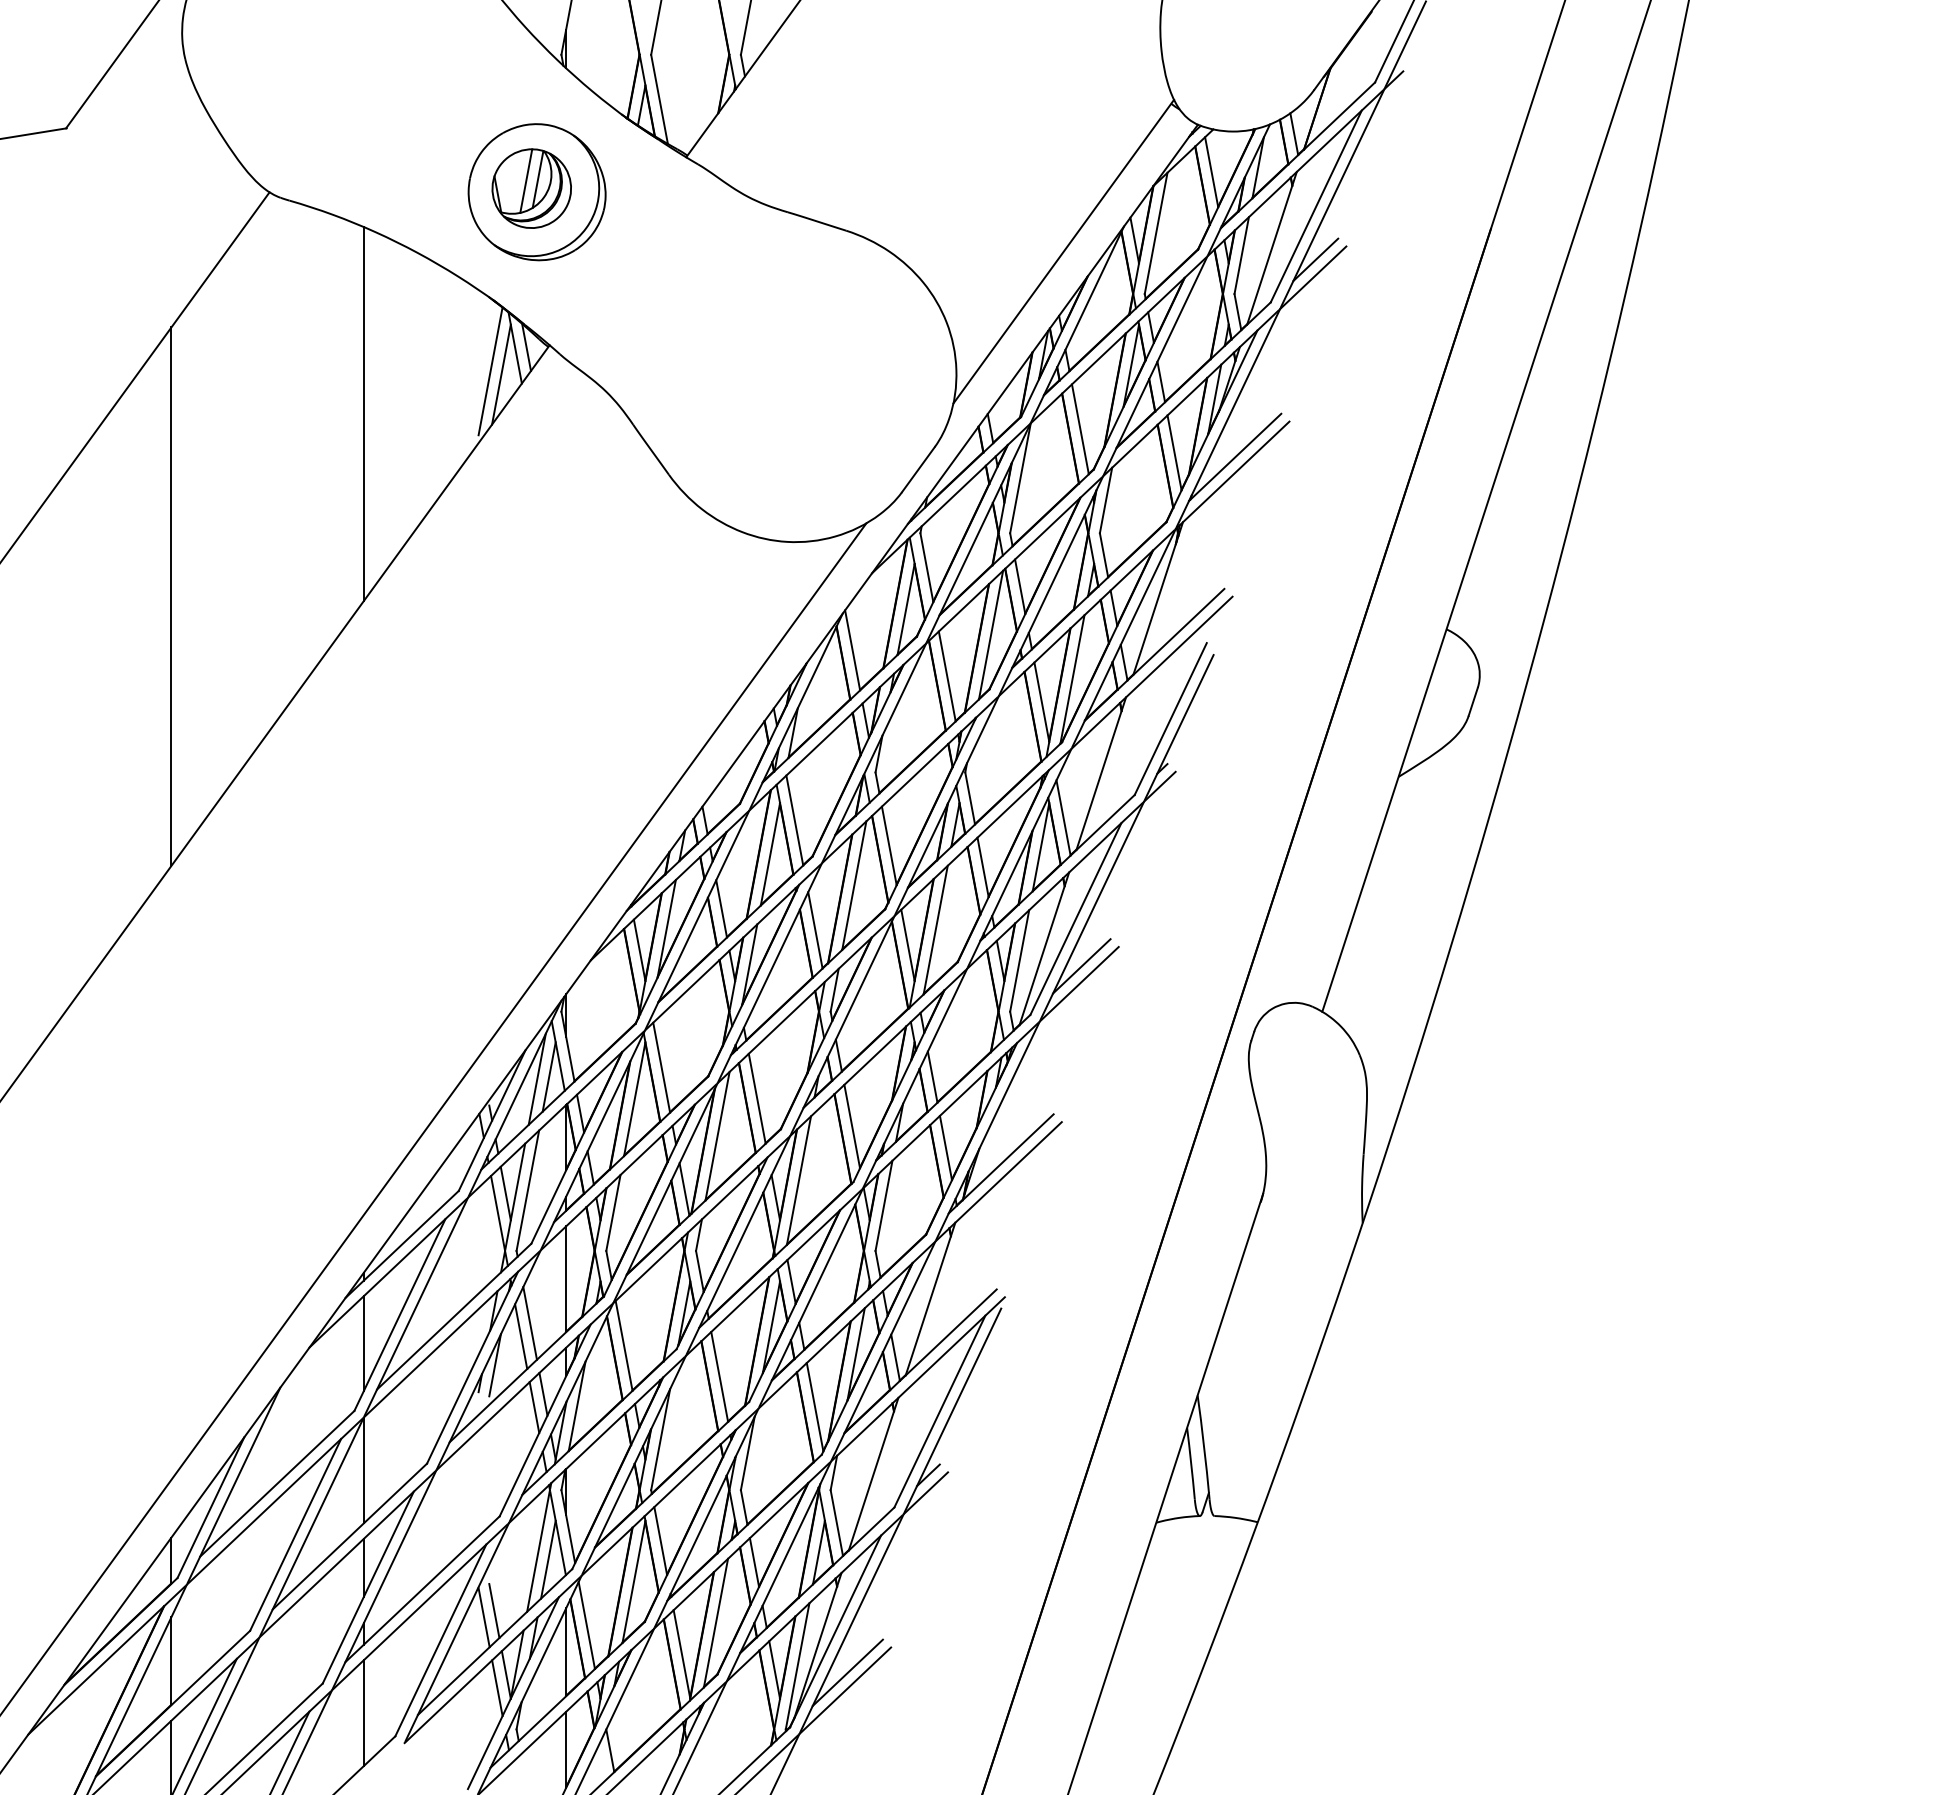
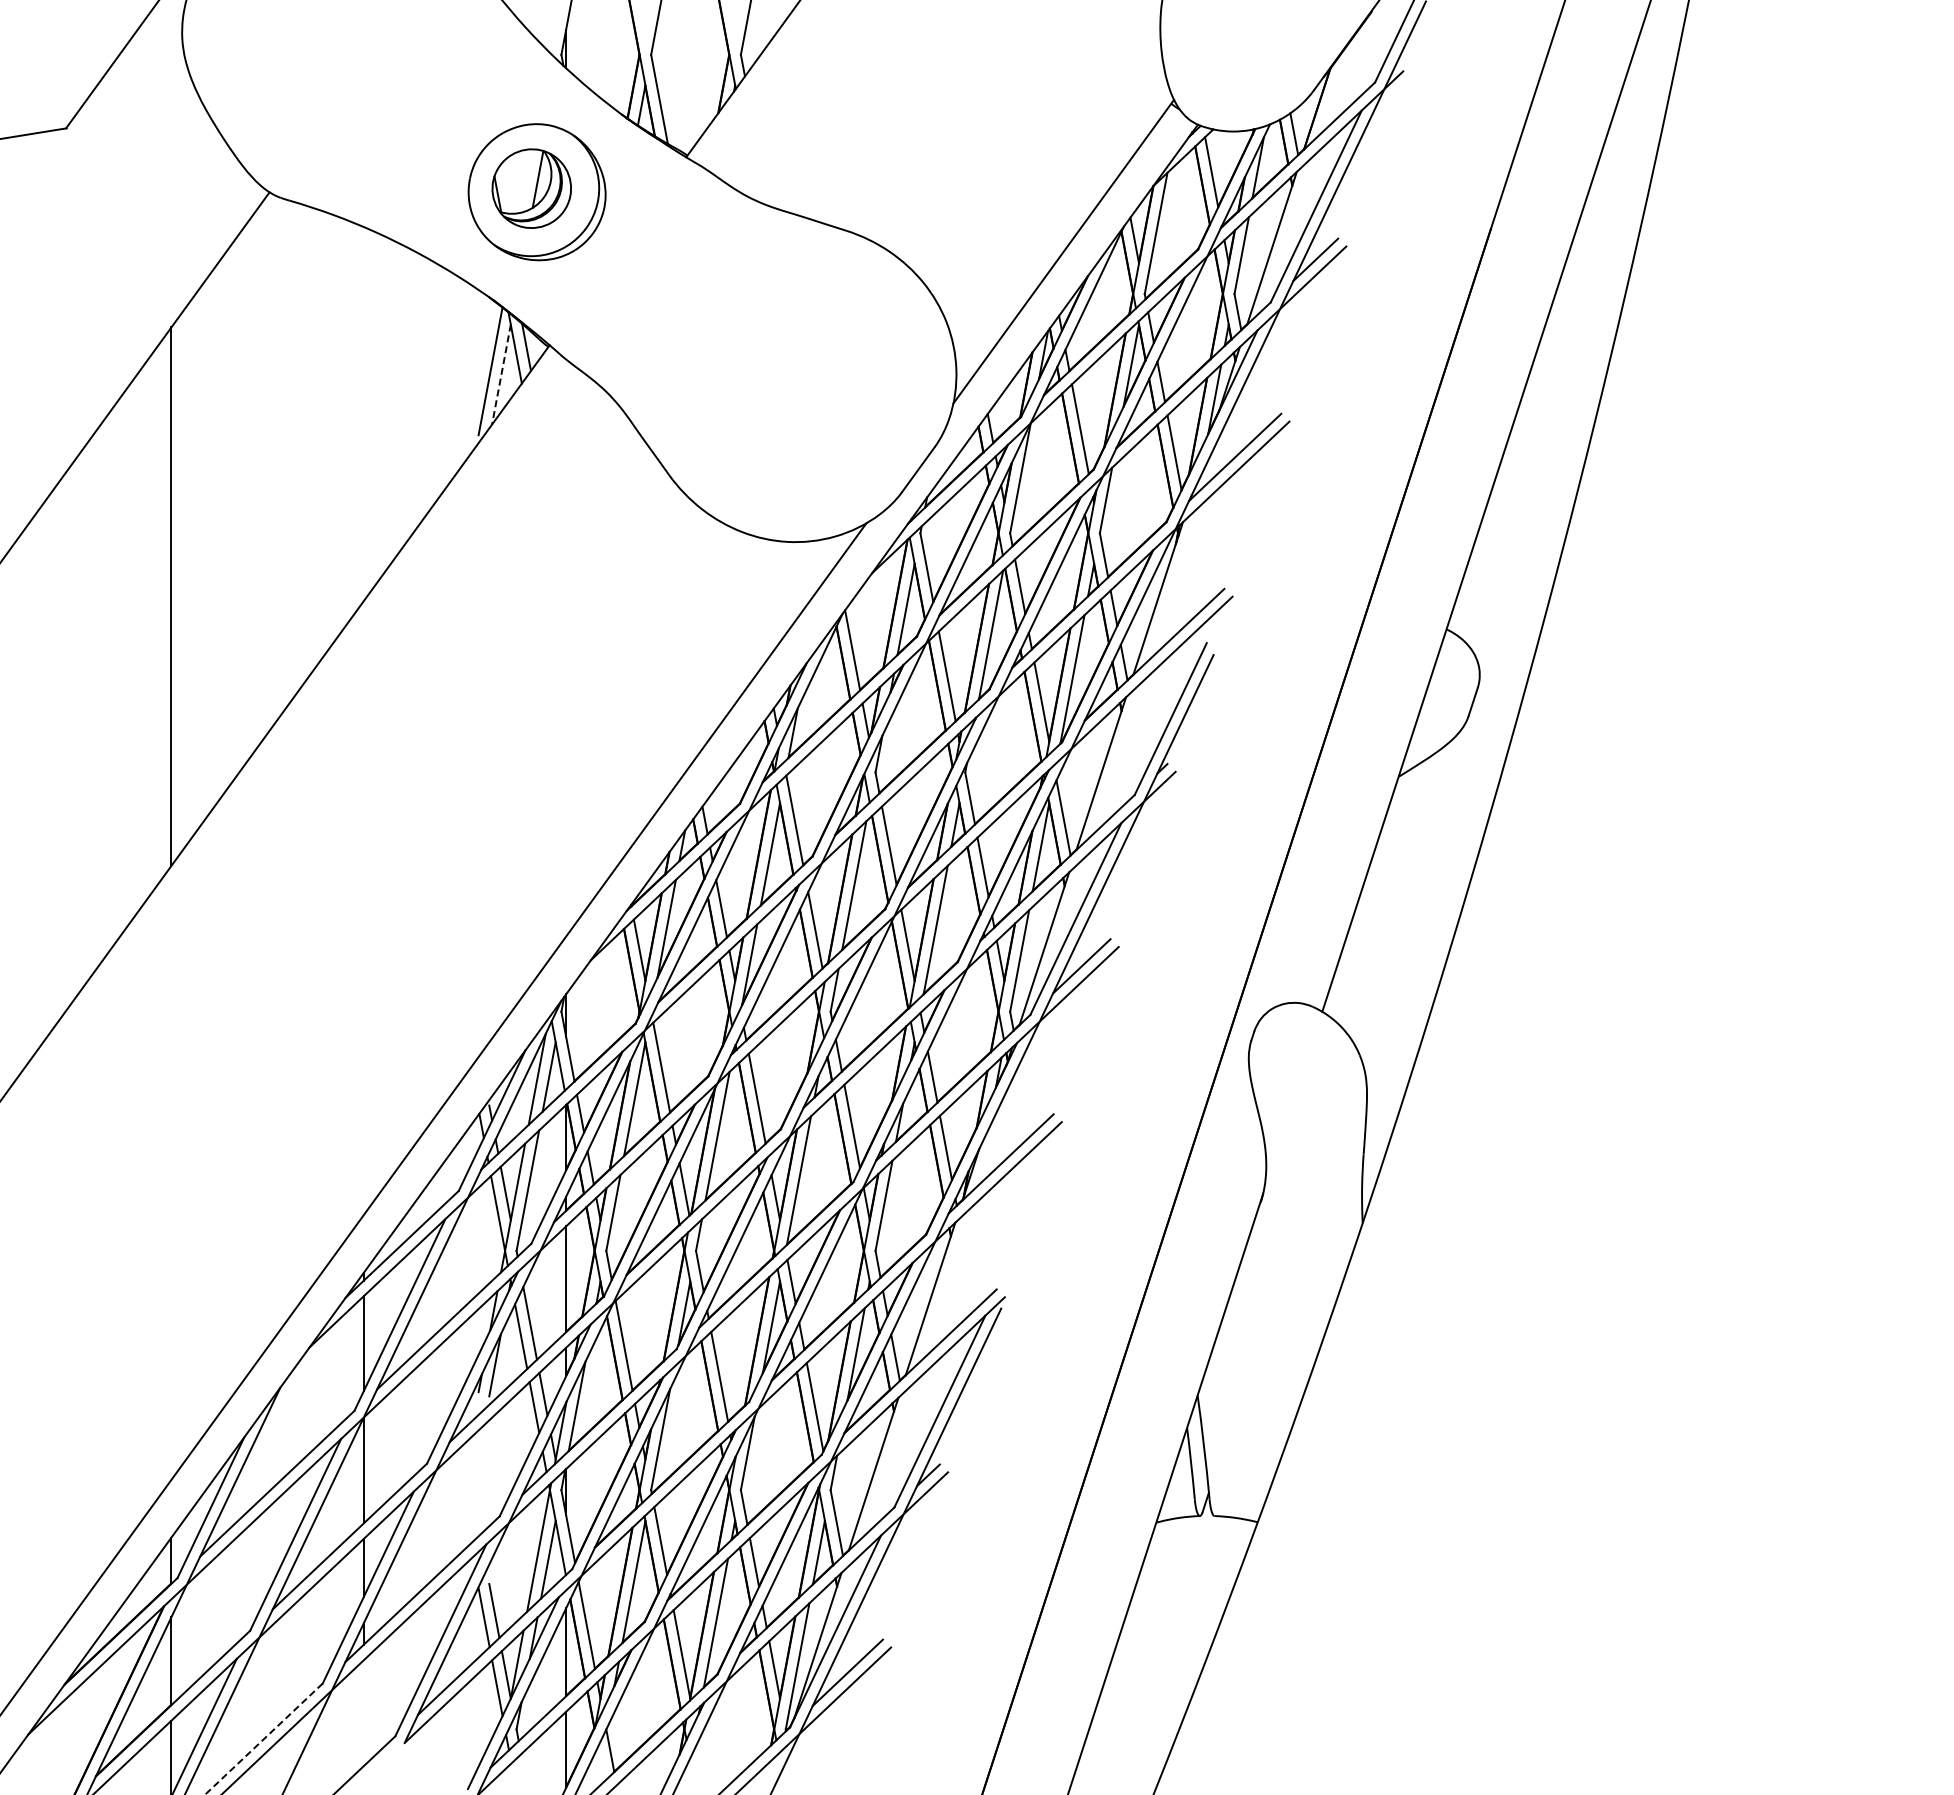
line: present -> none (526, 180)
line: solid -> dashed (501, 374)
line: present -> none (363, 414)
line: present -> none (363, 1713)
line: solid -> dashed (264, 1739)
line: present -> none (290, 1751)
